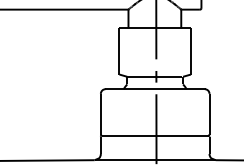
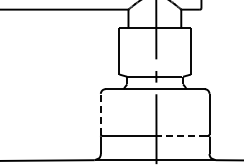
line: solid -> dashed (100, 113)
line: solid -> dashed (180, 135)
